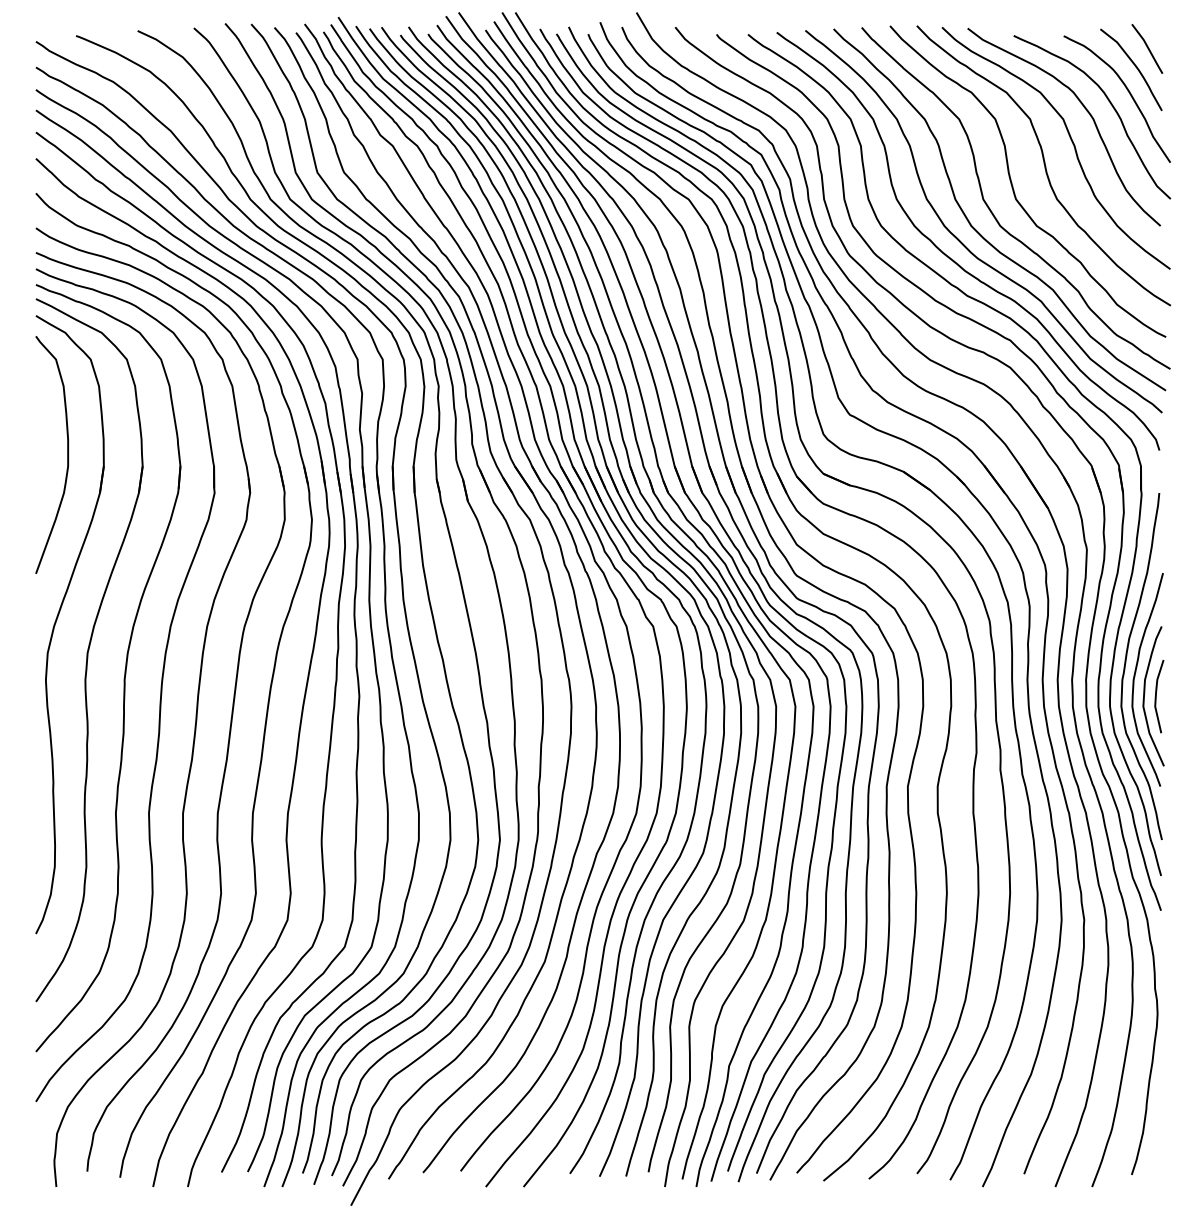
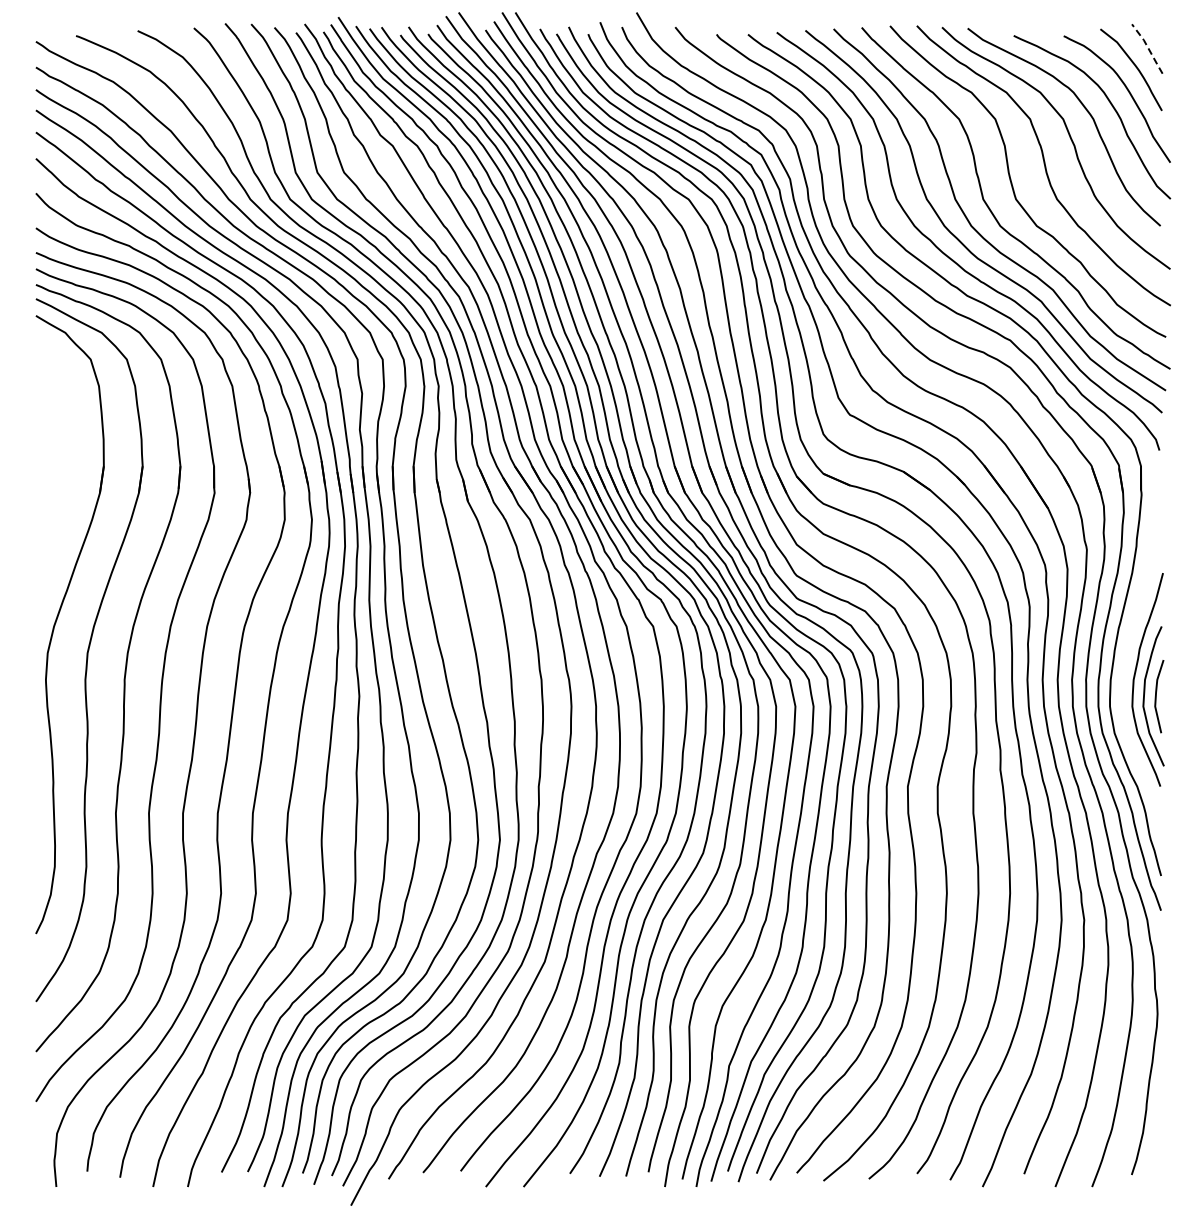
line: solid -> dashed (1148, 48)
curve: present -> none (67, 454)
curve: present -> none (1126, 663)
